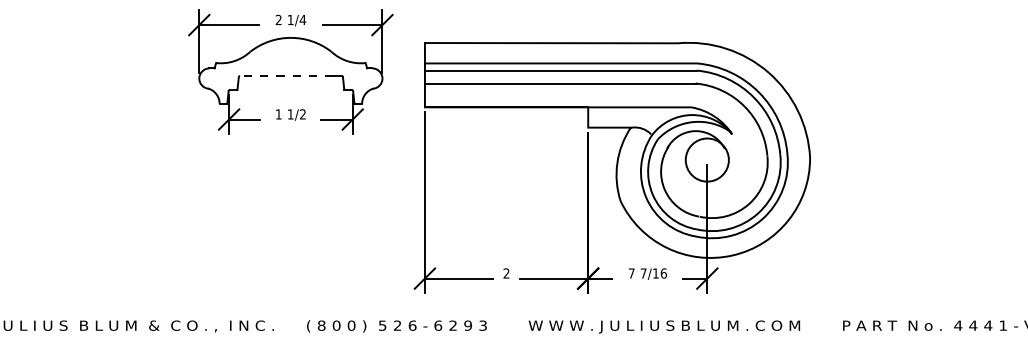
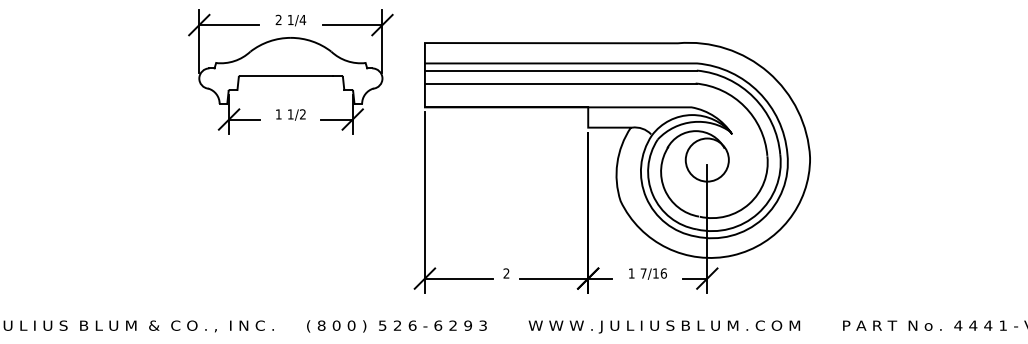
line: dashed -> solid (286, 76)
text: 7 -> 1 (631, 273)
